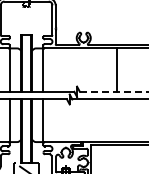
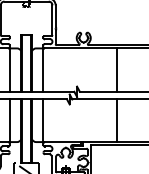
line: dashed -> solid (114, 91)
line: none -> present (117, 120)
